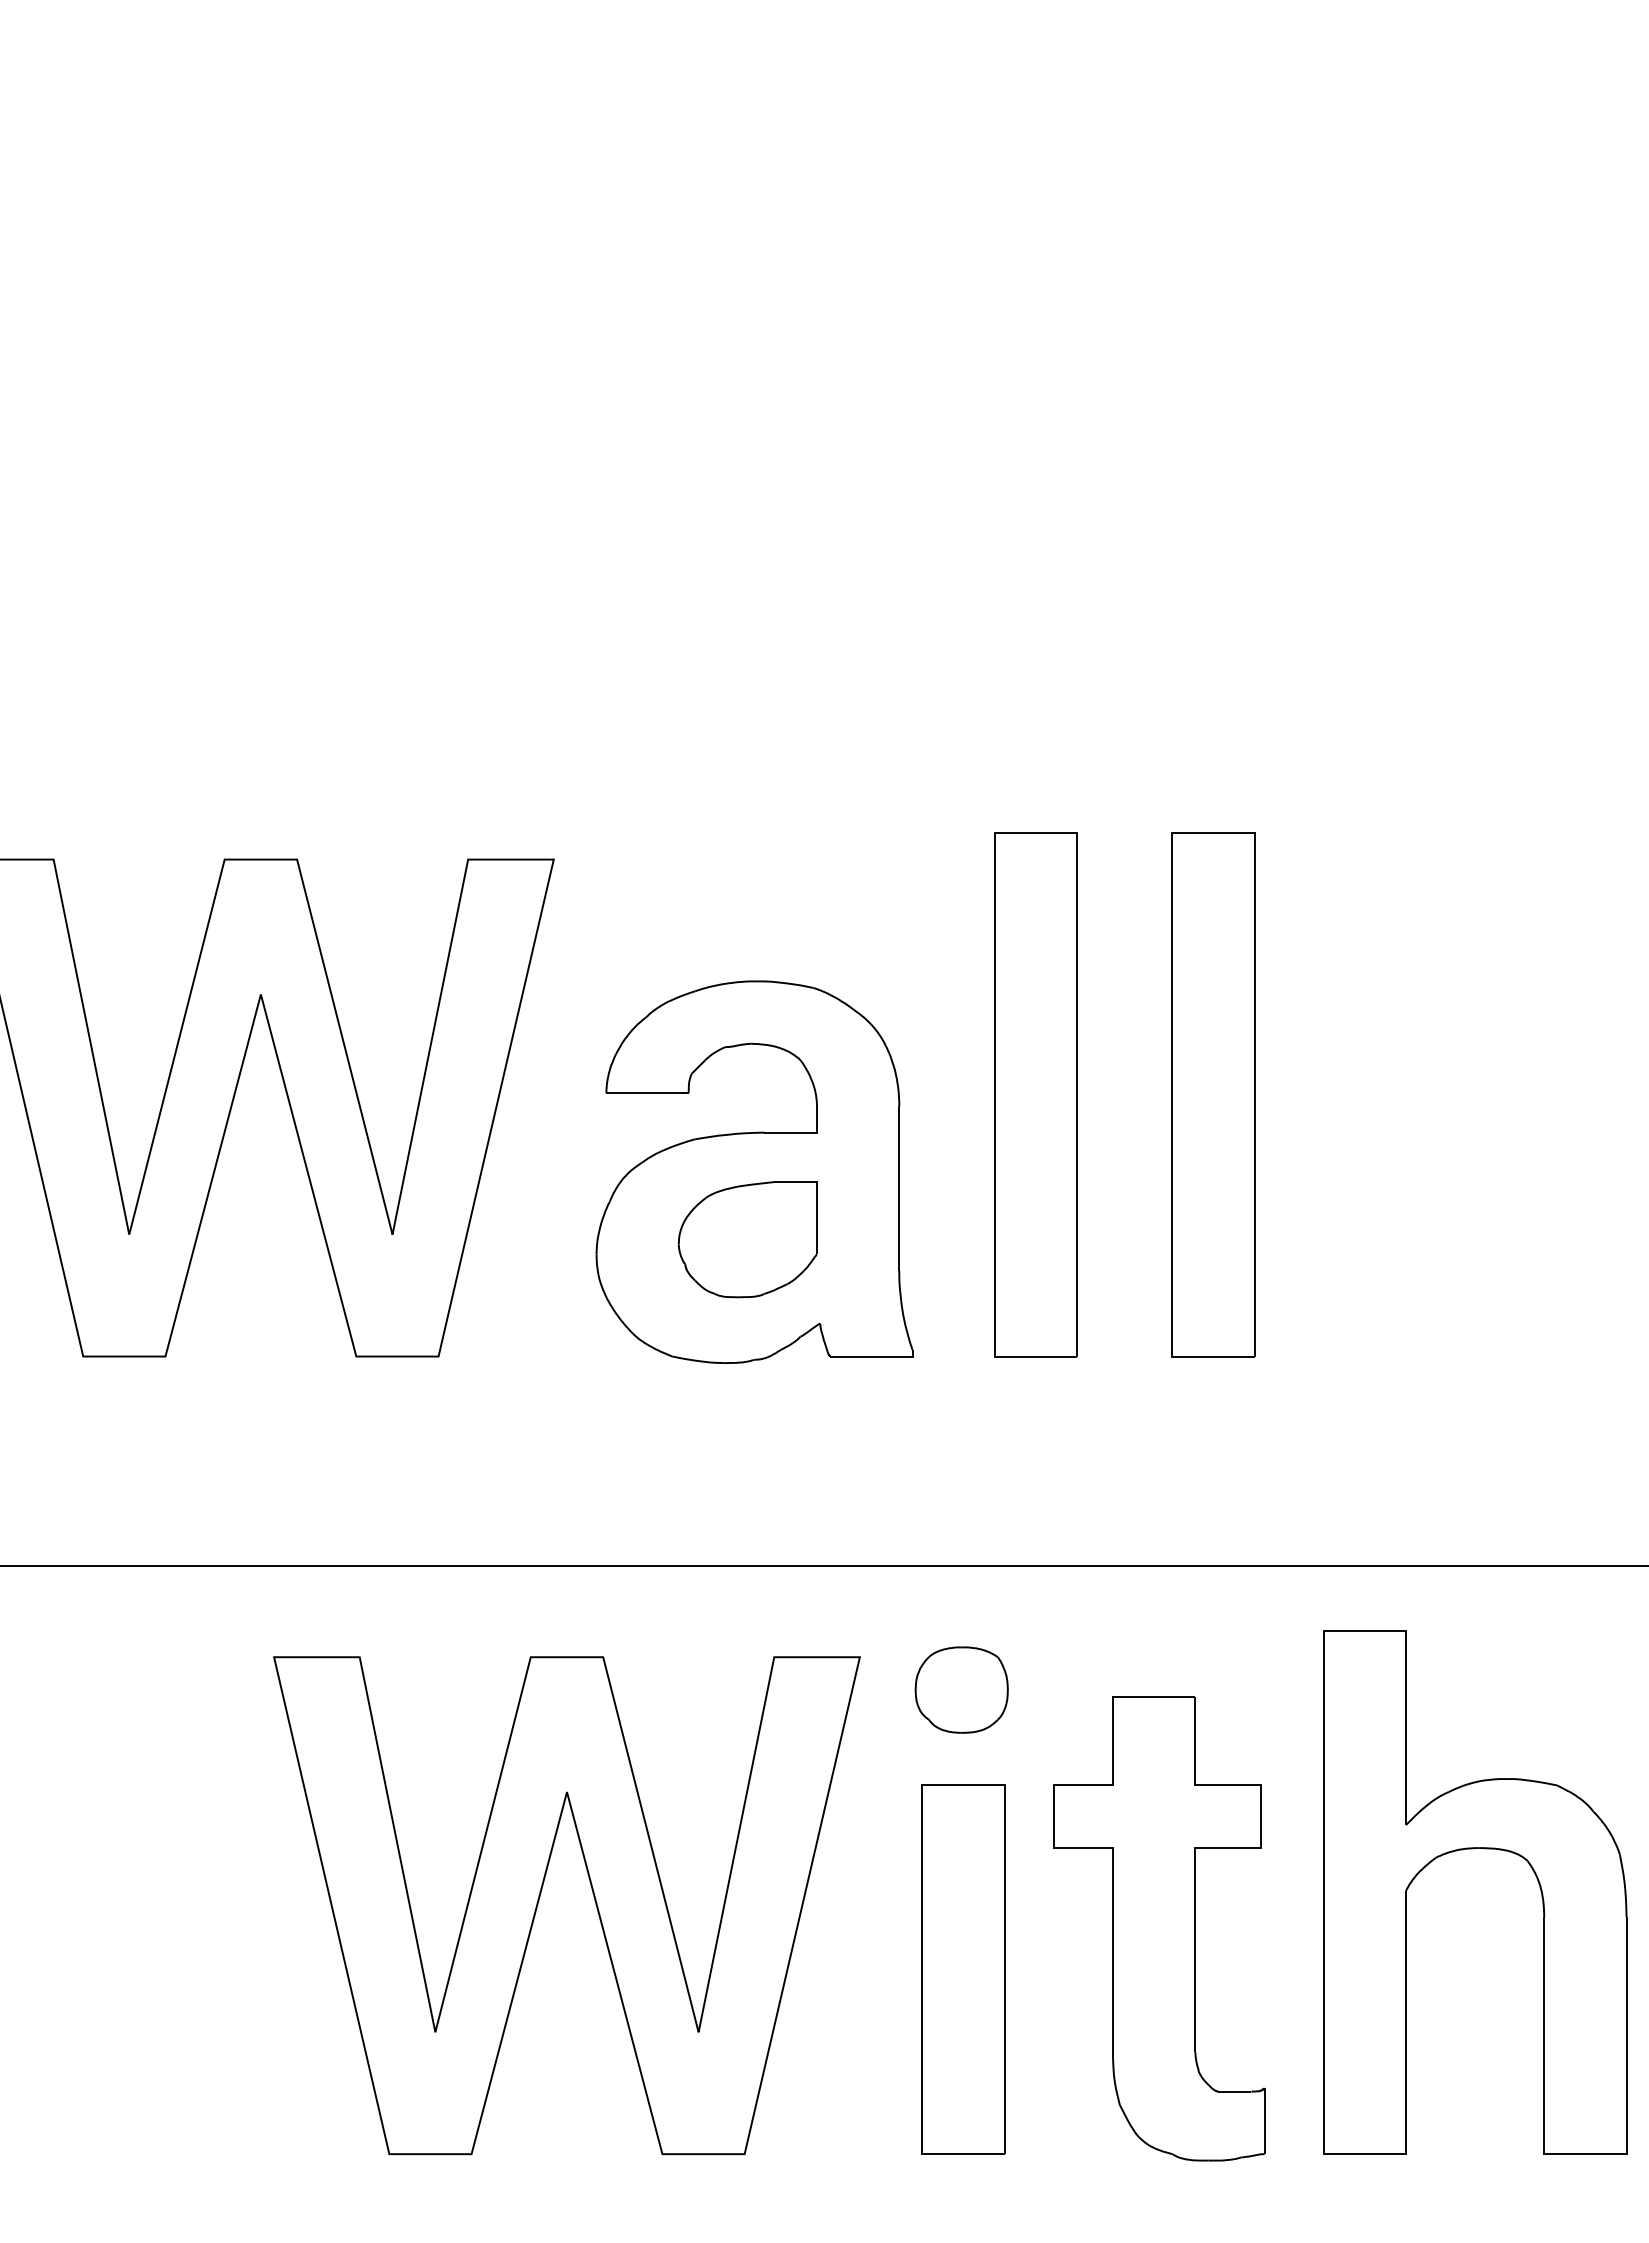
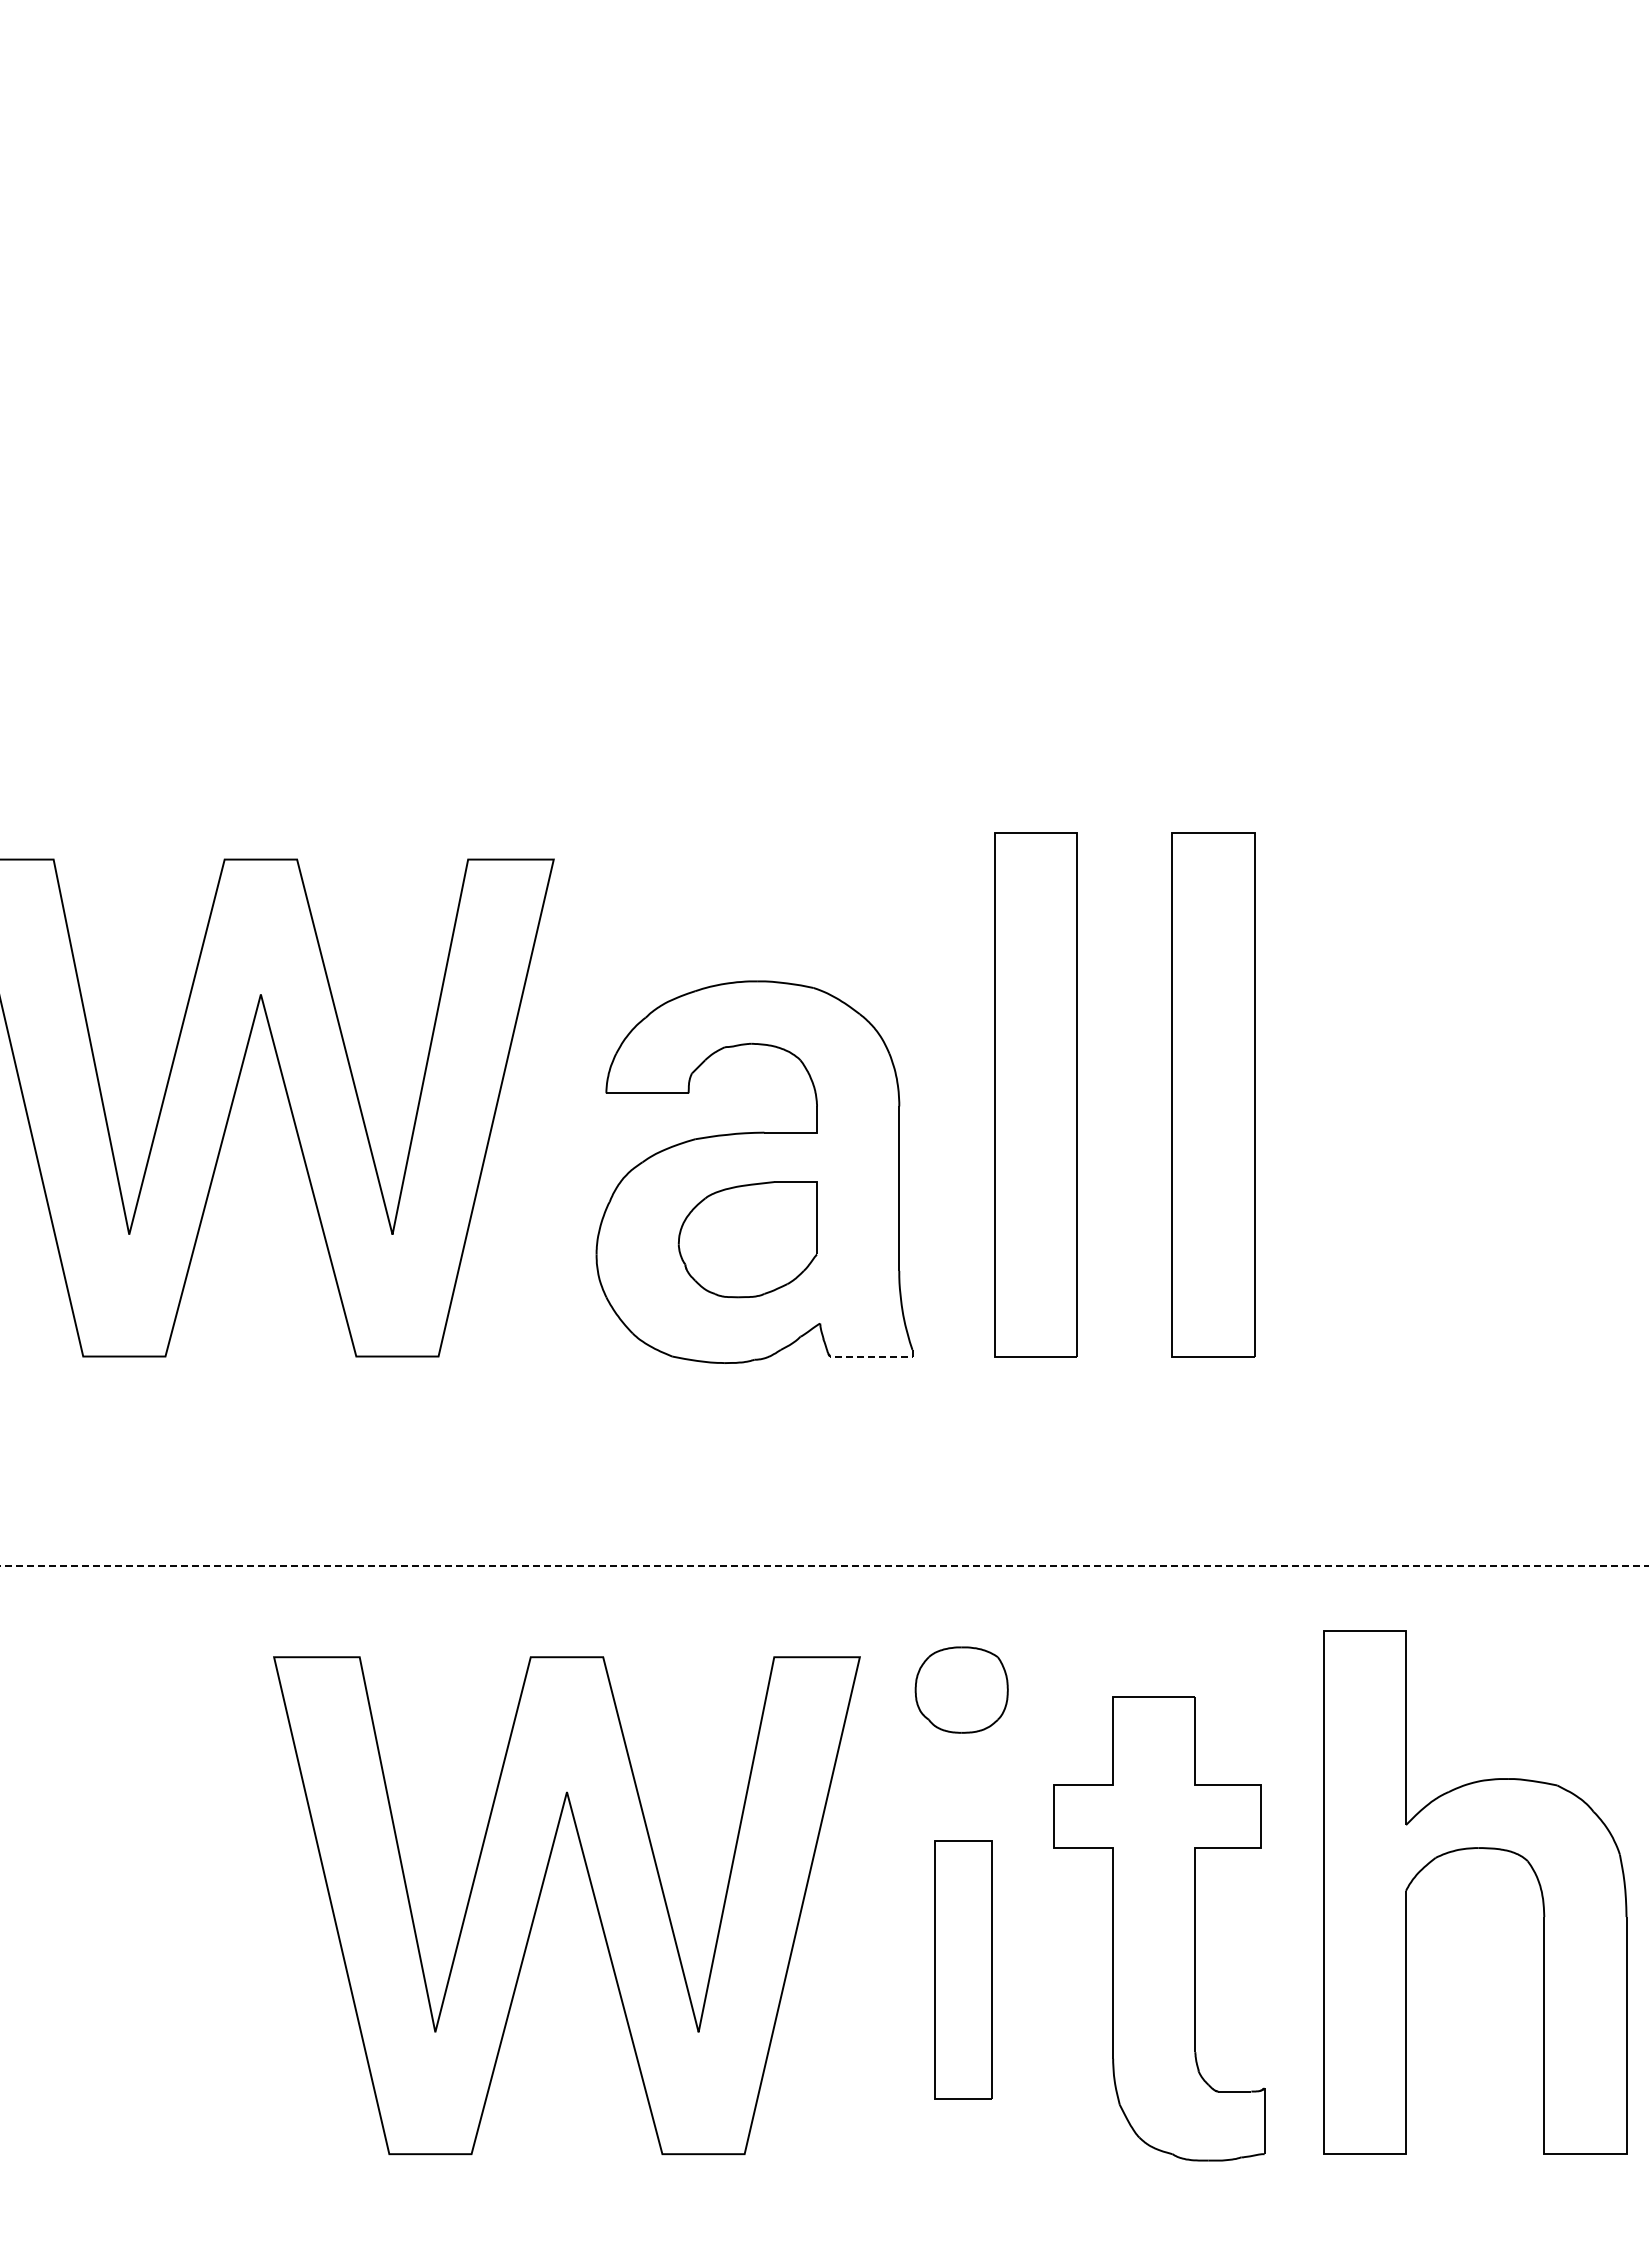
line: solid -> dashed (874, 1356)
line: solid -> dashed (824, 1566)
part size: 85x371 px -> 59x260 px (963, 1969)
